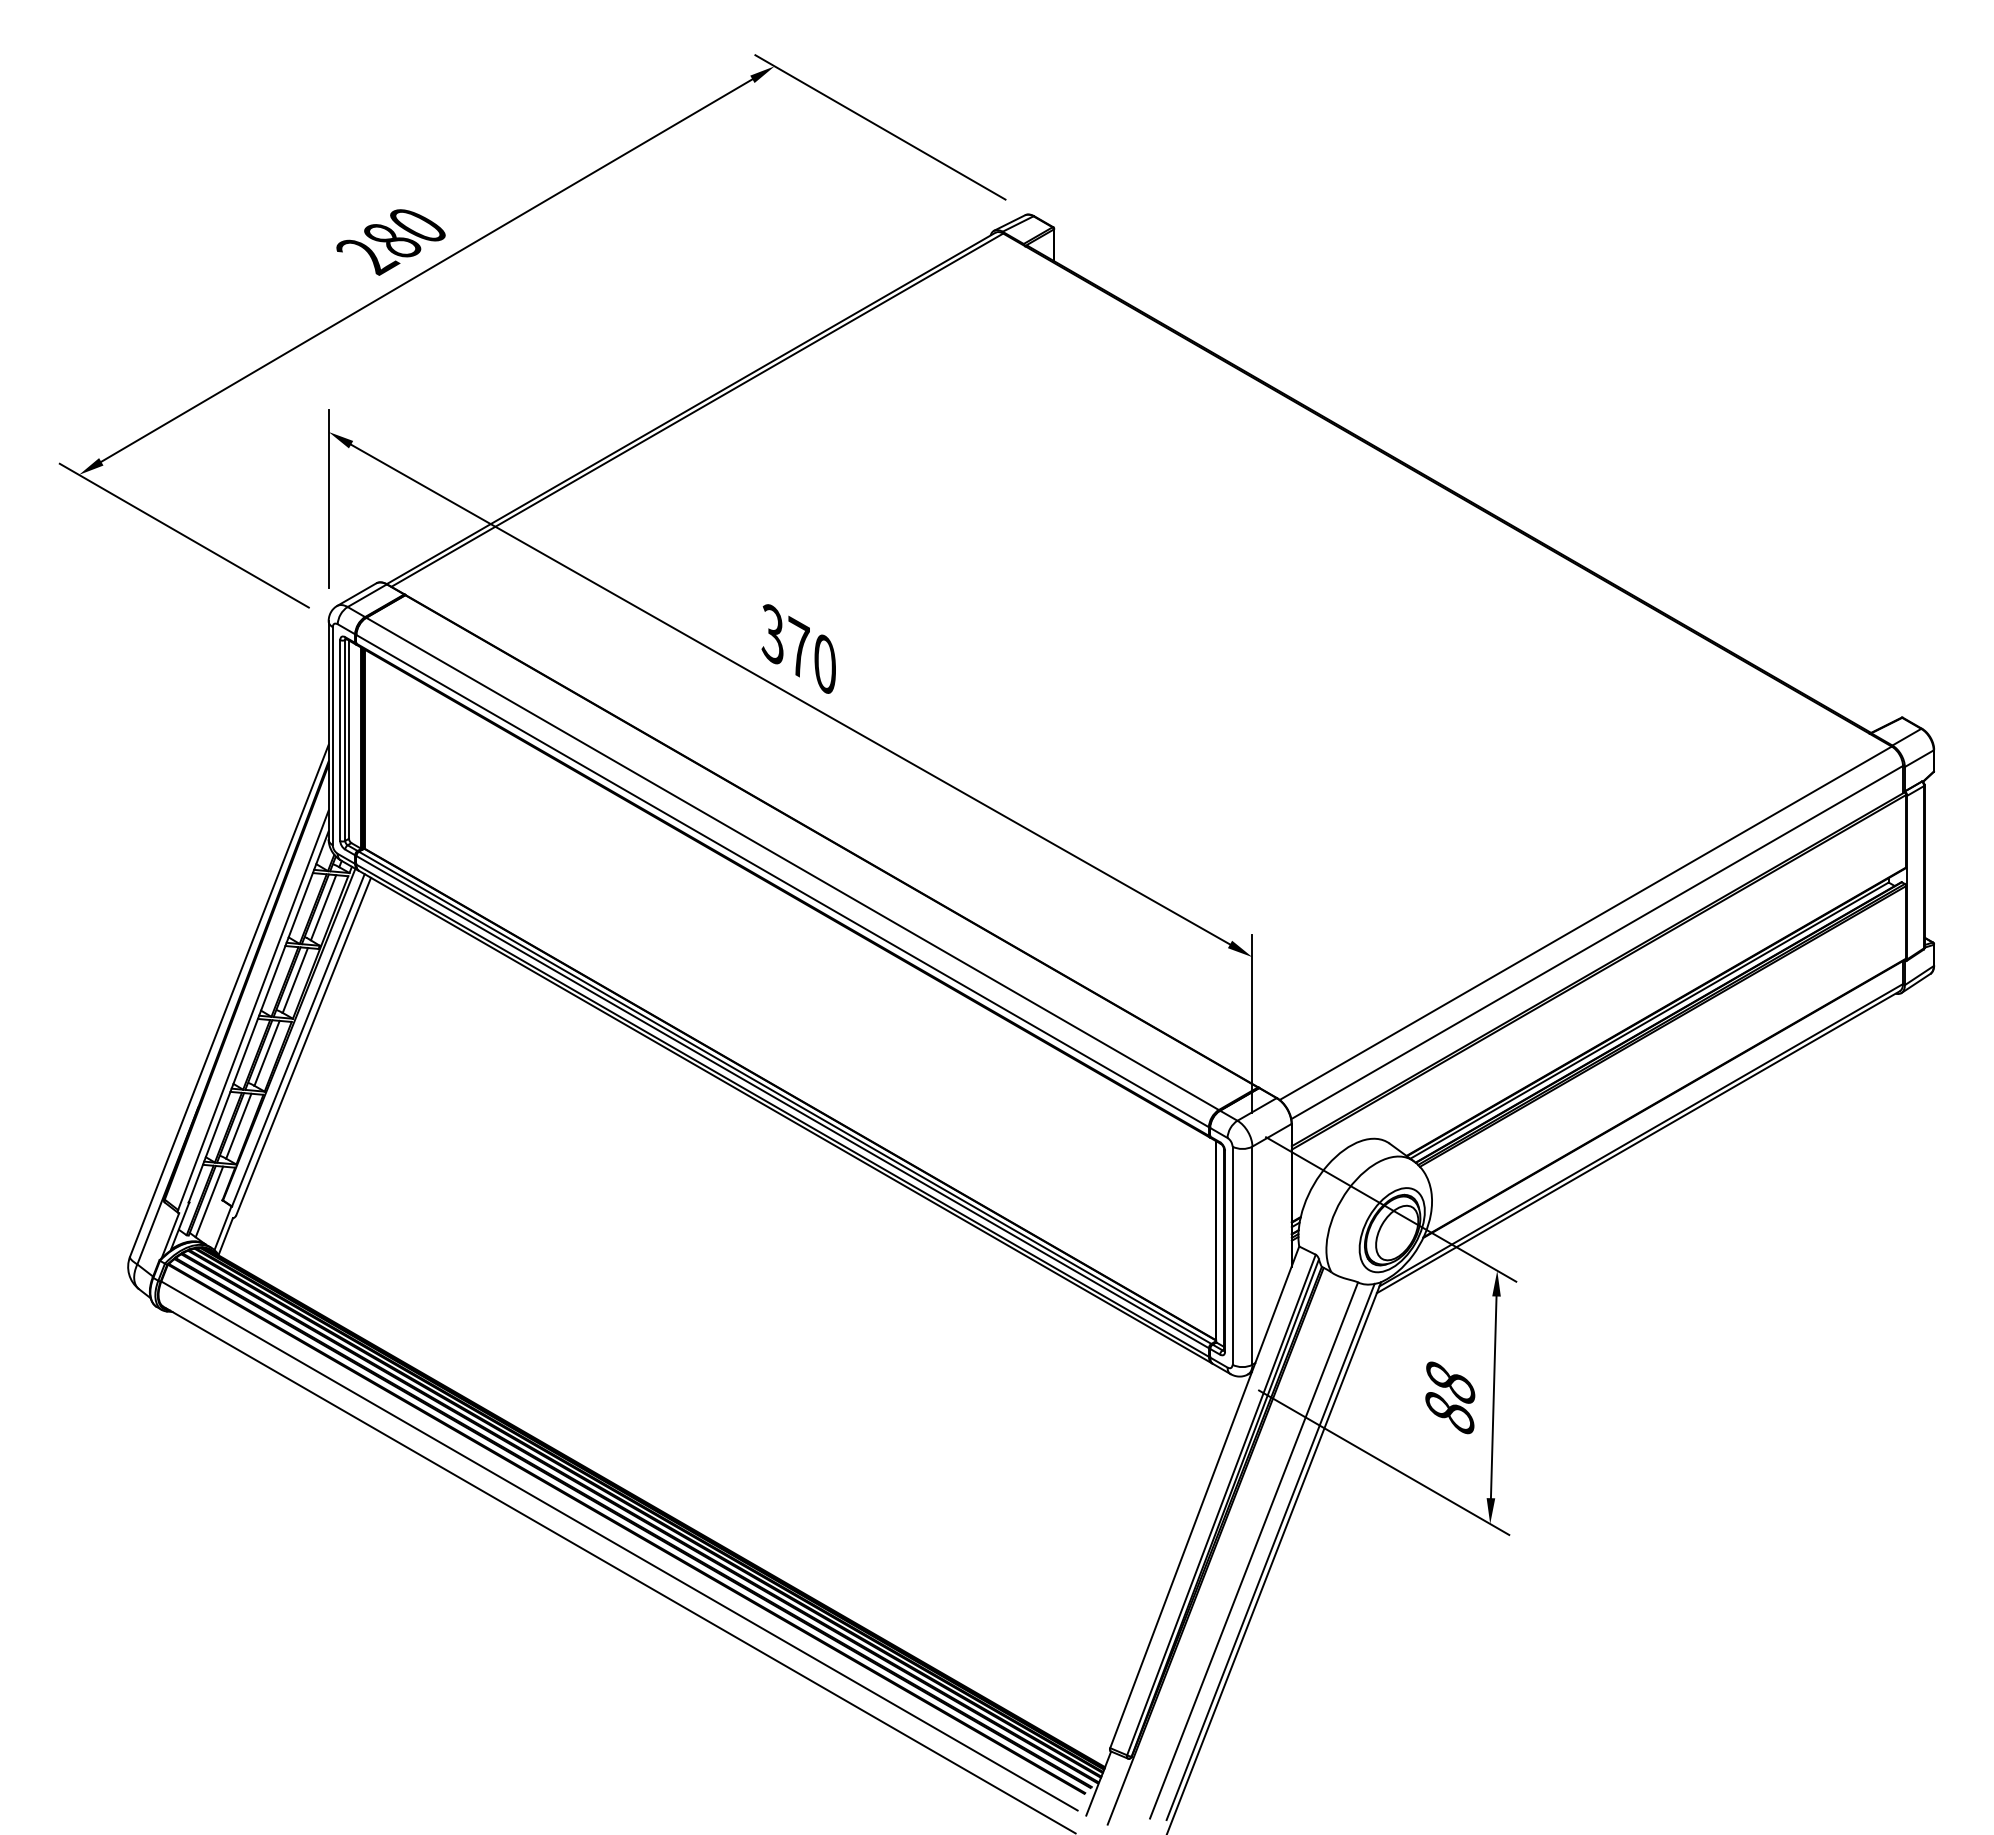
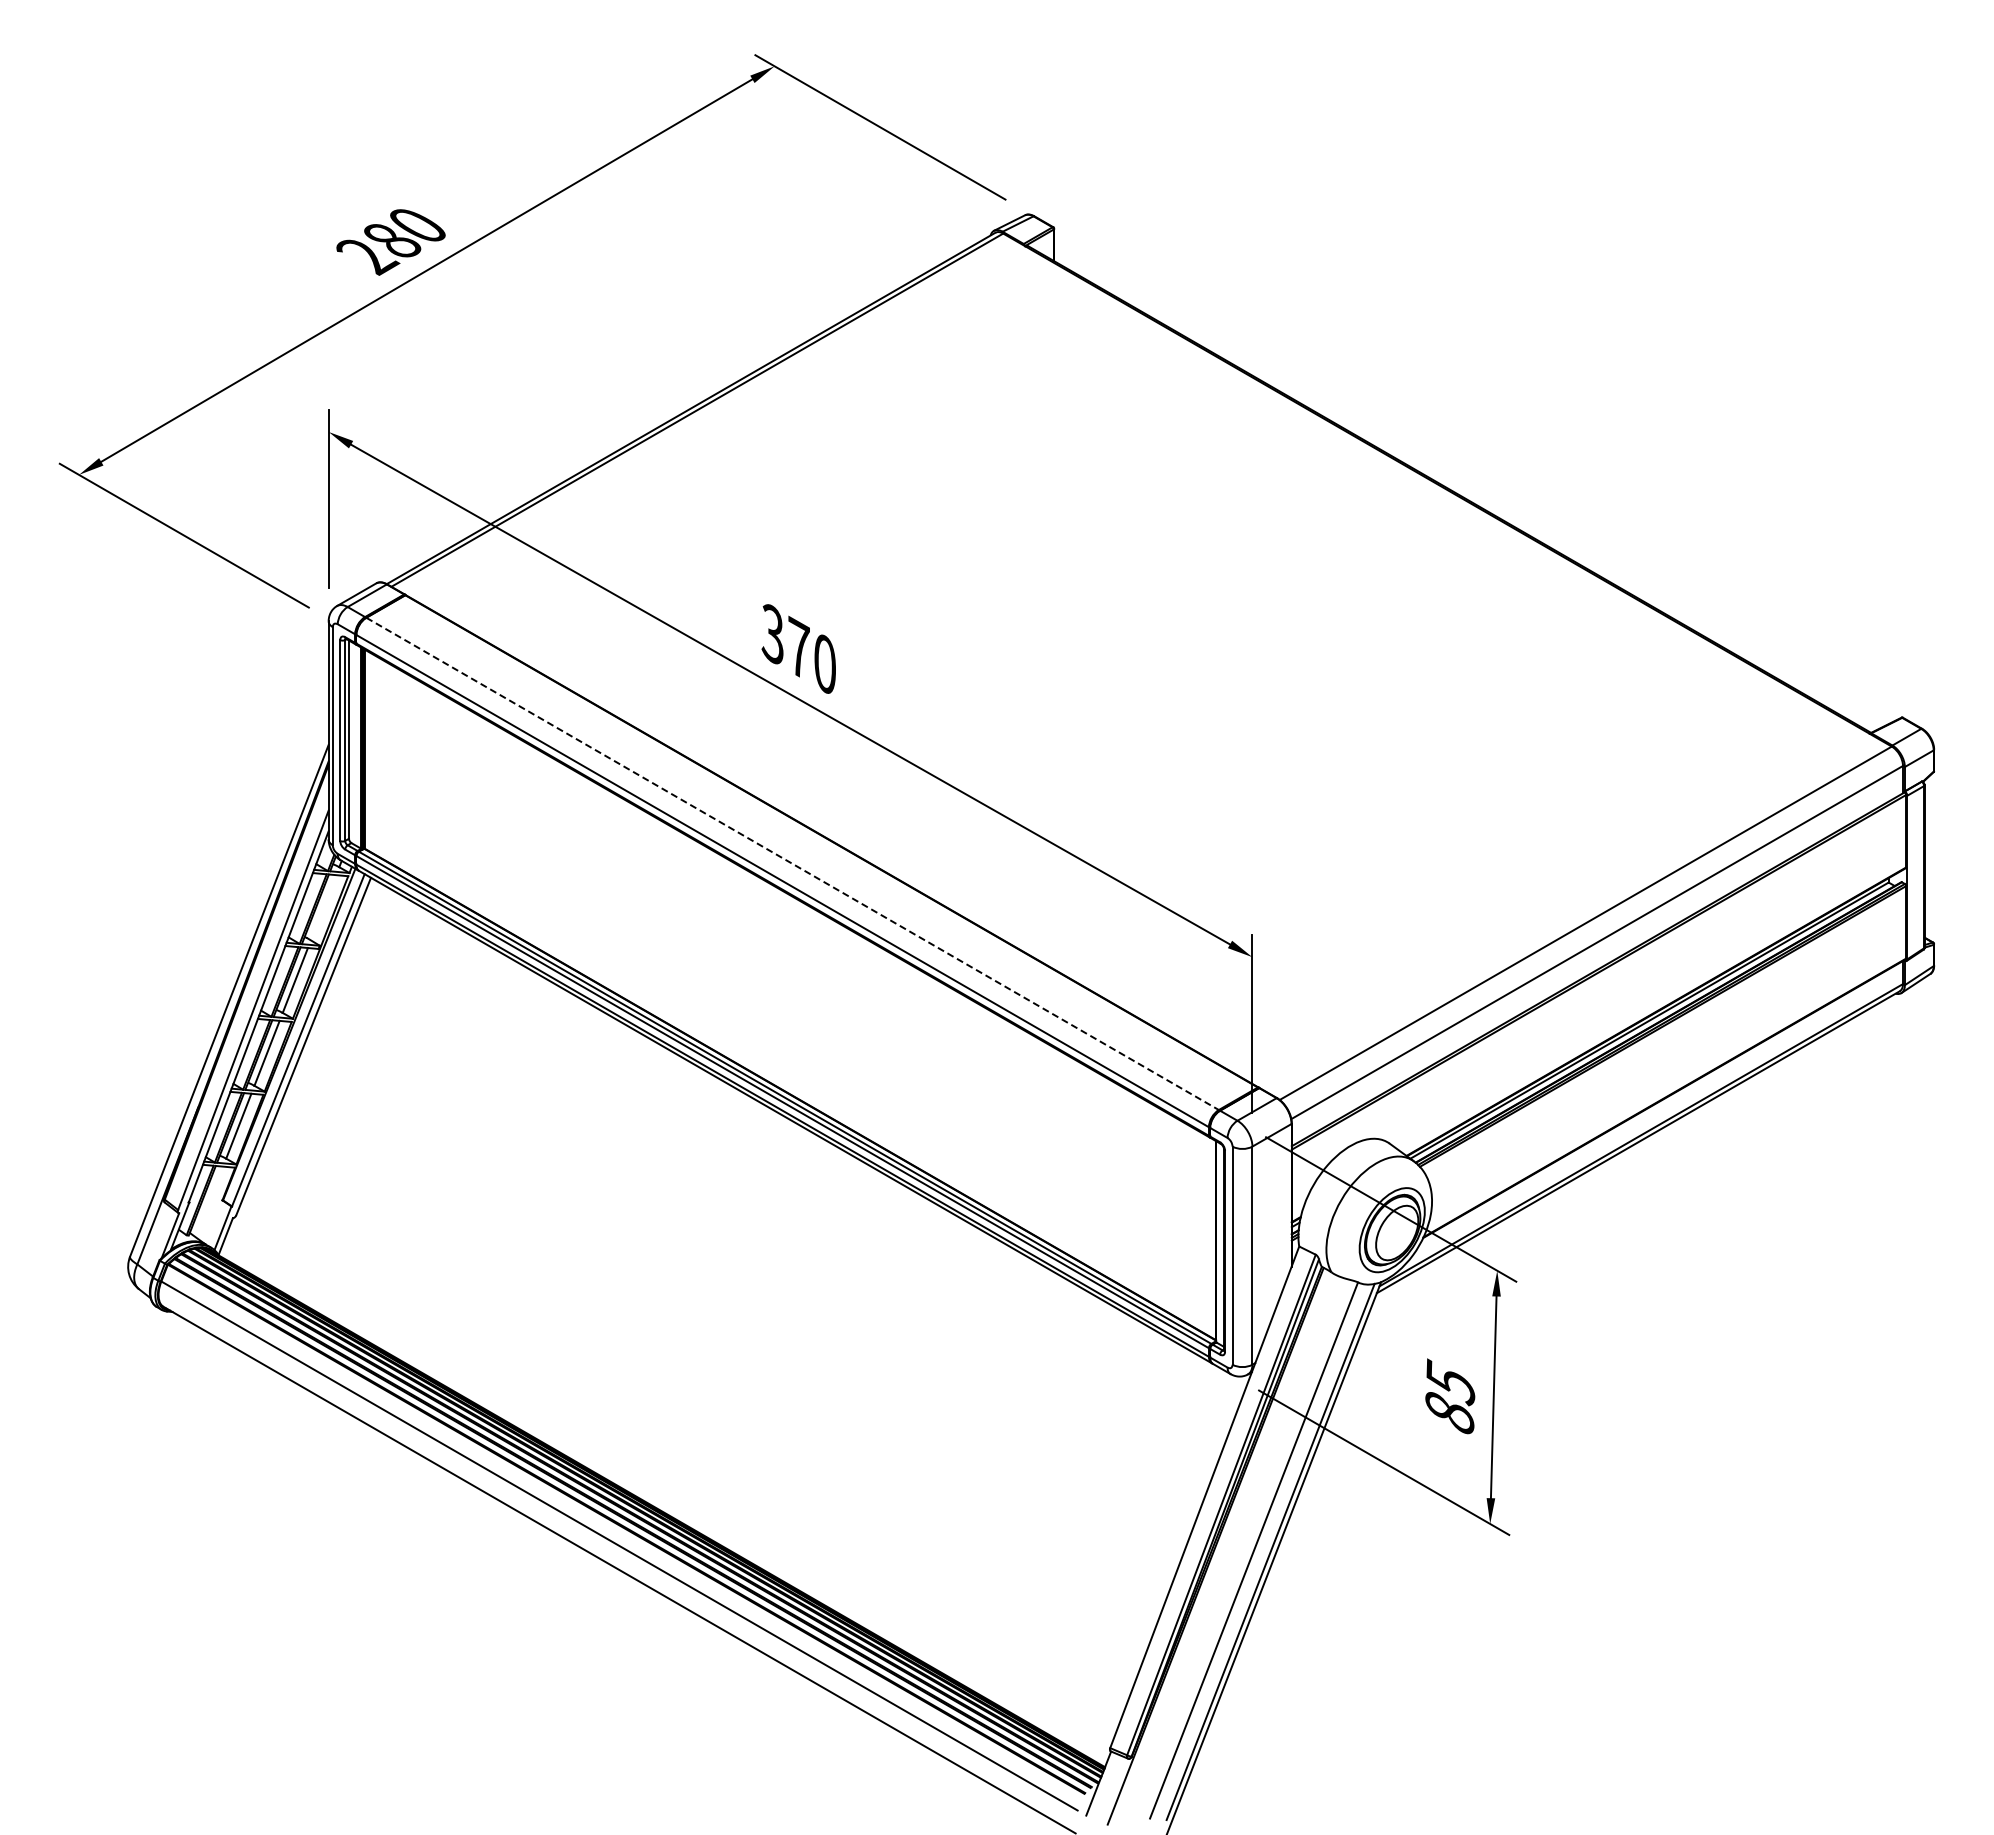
line: solid -> dashed (793, 864)
line: present -> none (323, 907)
line: present -> none (209, 1201)
text: 88 -> 85 (1450, 1382)
